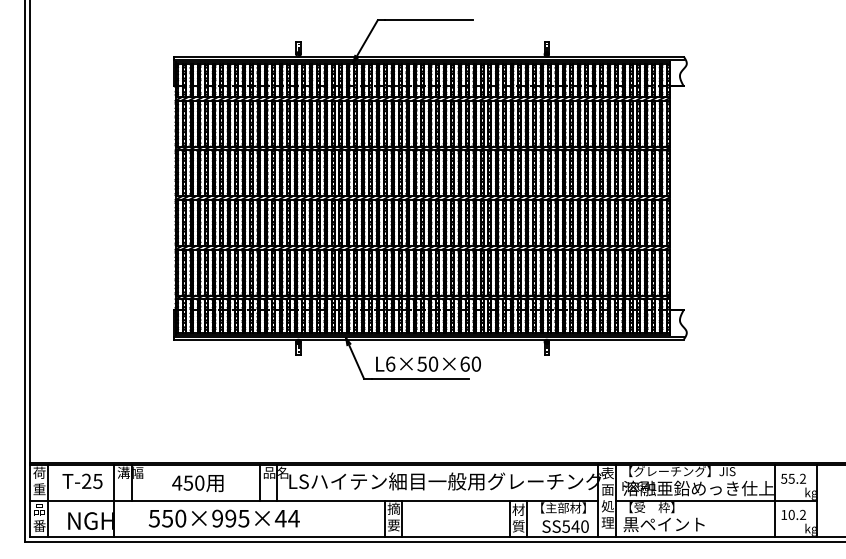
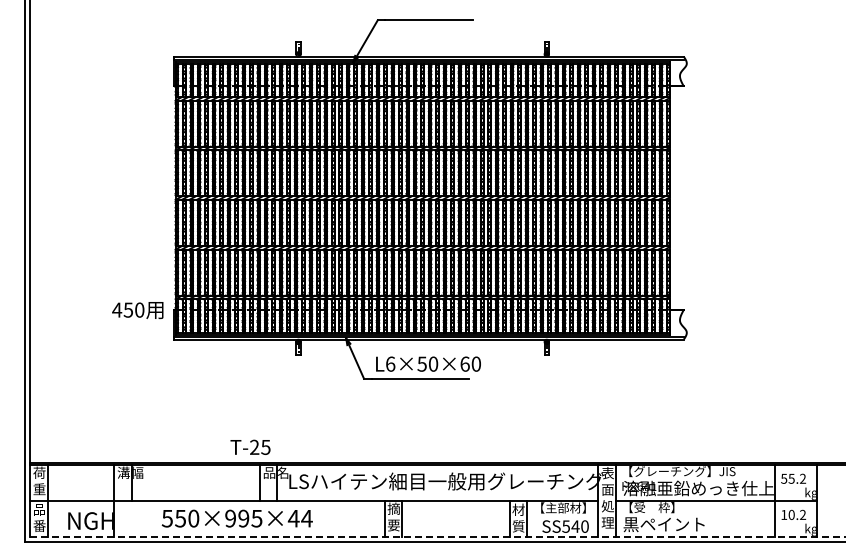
text position: (82, 480) -> (250, 446) (250, 446)
text position: (197, 483) -> (137, 310) (137, 310)
text position: (223, 518) -> (236, 518) (236, 518)
line: solid -> dashed (438, 537)
